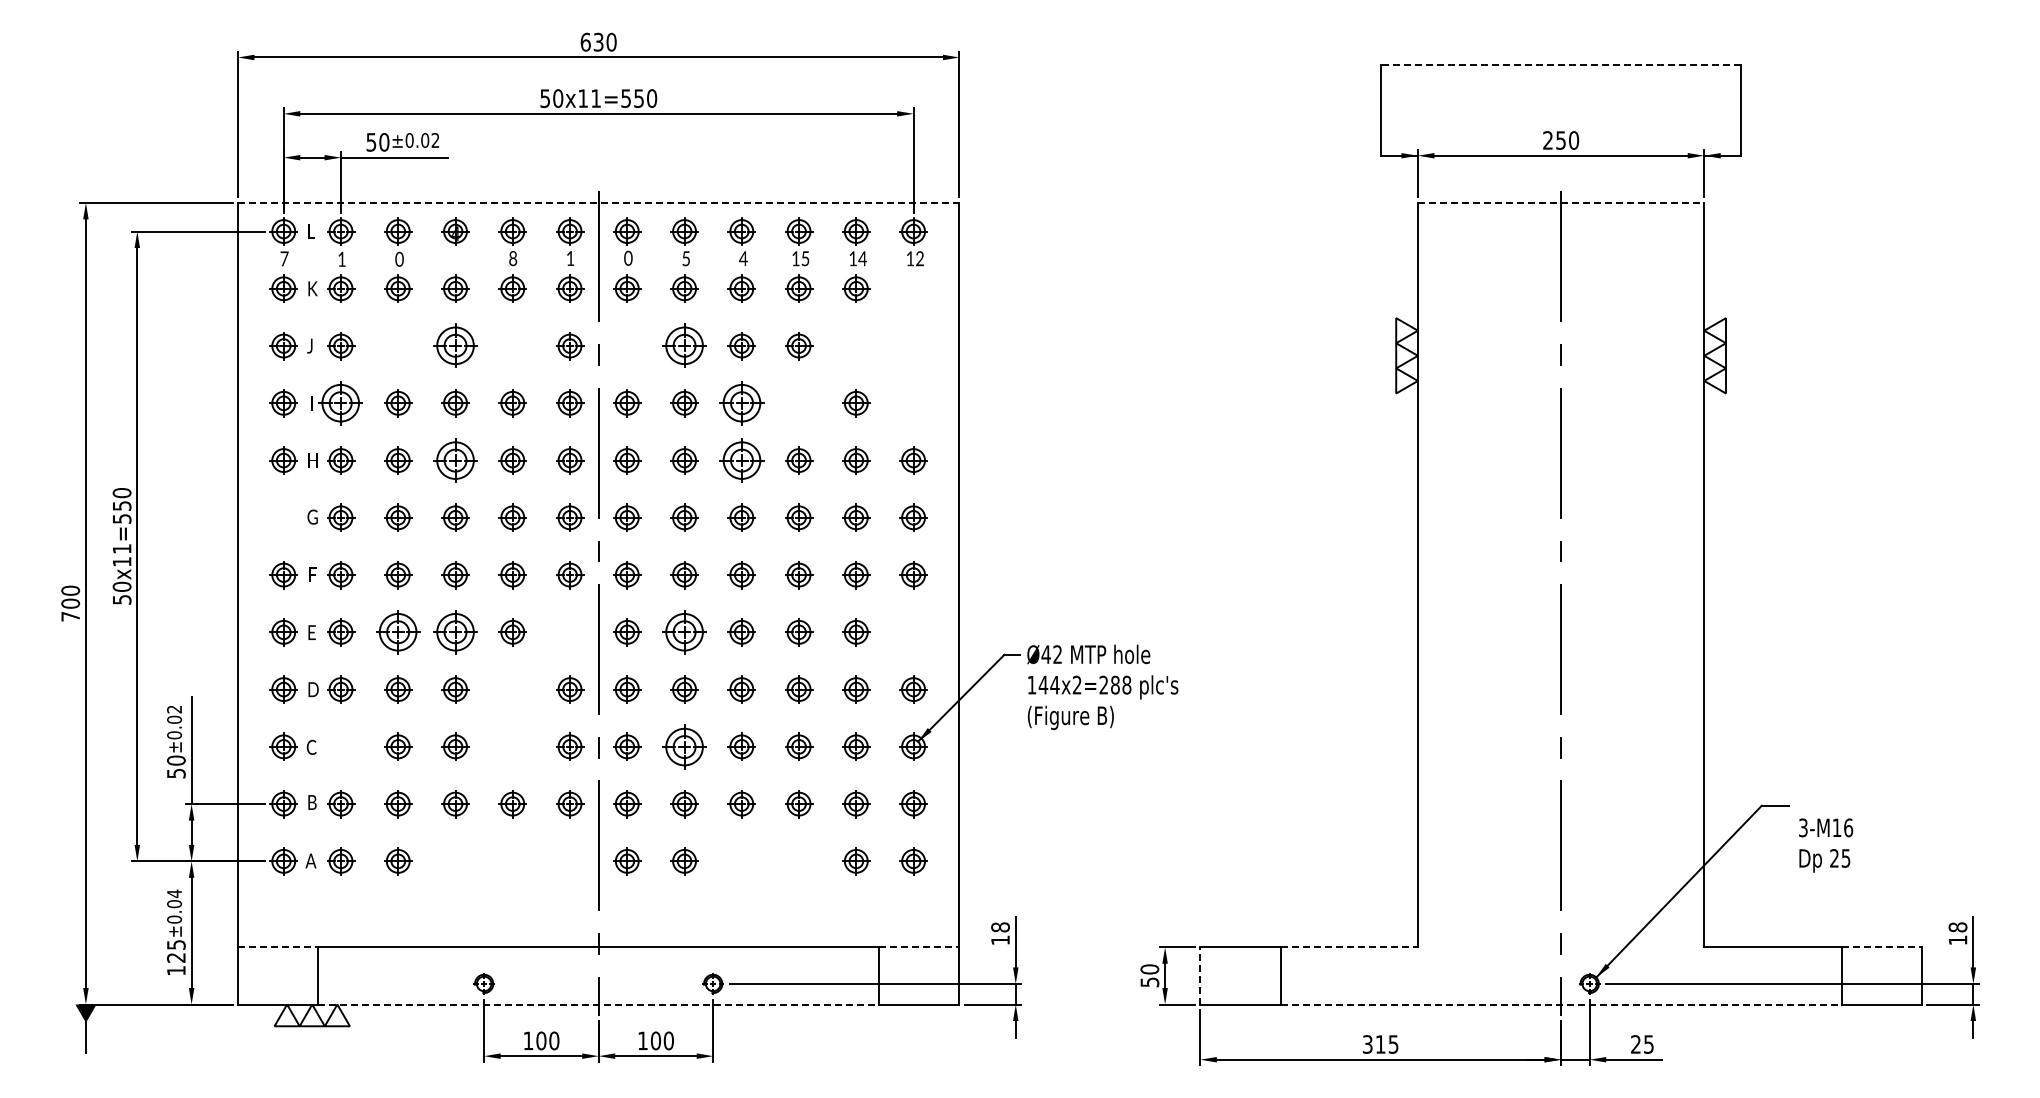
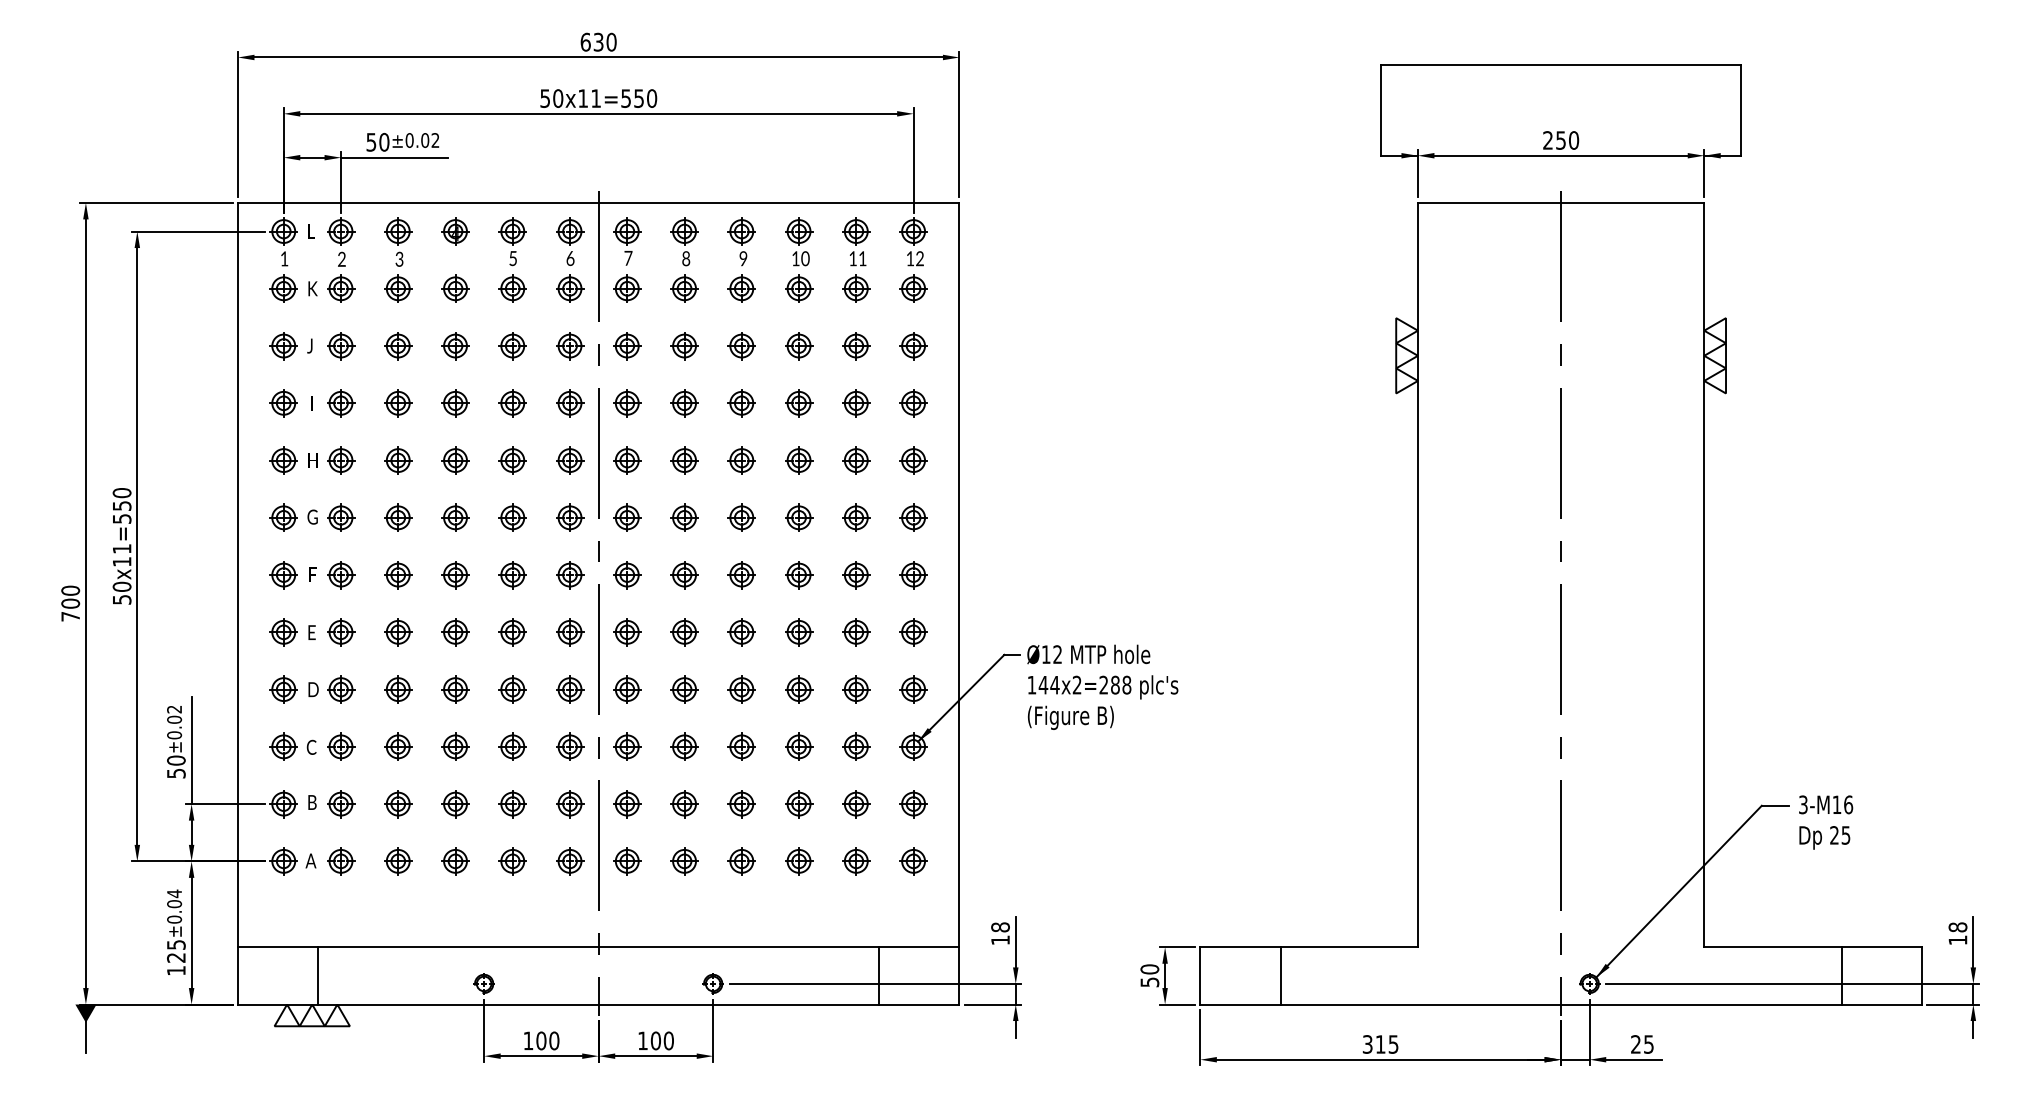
line: dashed -> solid (1561, 65)
line: dashed -> solid (598, 202)
line: dashed -> solid (1561, 202)
text: 0 -> 7 (628, 257)
text: 7 -> 1 (284, 258)
text: 1 -> 2 (341, 258)
text: 8 -> 5 (513, 258)
text: 1 -> 6 (570, 258)
text: 5 -> 8 (686, 258)
text: 4 -> 9 (743, 258)
text: 15 -> 10 (805, 258)
text: 14 -> 11 (862, 258)
text: 0 -> 3 (399, 259)
part: none -> present (913, 288)
part size: 45x45 px -> 29x29 px (455, 346)
part size: 45x45 px -> 29x29 px (684, 346)
part: none -> present (398, 346)
part: none -> present (512, 346)
part: none -> present (627, 346)
part: none -> present (856, 346)
part: none -> present (913, 346)
part size: 45x45 px -> 29x29 px (341, 403)
part size: 46x45 px -> 29x29 px (741, 403)
part: none -> present (799, 403)
part: none -> present (913, 403)
part size: 45x45 px -> 29x29 px (455, 460)
part size: 46x45 px -> 29x29 px (741, 460)
part: none -> present (283, 517)
part size: 45x45 px -> 29x29 px (398, 632)
part size: 45x45 px -> 29x29 px (455, 632)
part: none -> present (570, 632)
part size: 45x45 px -> 29x29 px (684, 632)
part: none -> present (913, 632)
text: Ø42 -> Ø12 (1045, 654)
part: none -> present (512, 689)
part: none -> present (341, 746)
part: none -> present (512, 746)
part size: 45x46 px -> 29x29 px (684, 746)
text position: (1826, 845) -> (1826, 822) (1826, 822)
part: none -> present (455, 861)
part: none -> present (512, 861)
part: none -> present (570, 861)
part: none -> present (741, 861)
part: none -> present (799, 861)
line: dashed -> solid (278, 947)
line: dashed -> solid (919, 947)
line: dashed -> solid (1349, 947)
line: dashed -> solid (1882, 947)
line: dashed -> solid (1200, 975)
line: dashed -> solid (598, 1004)
line: dashed -> solid (1561, 1004)
